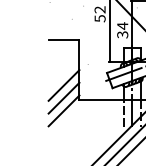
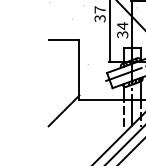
text: 52 -> 37 (99, 13)
line: present -> none (63, 85)
line: present -> none (63, 97)
